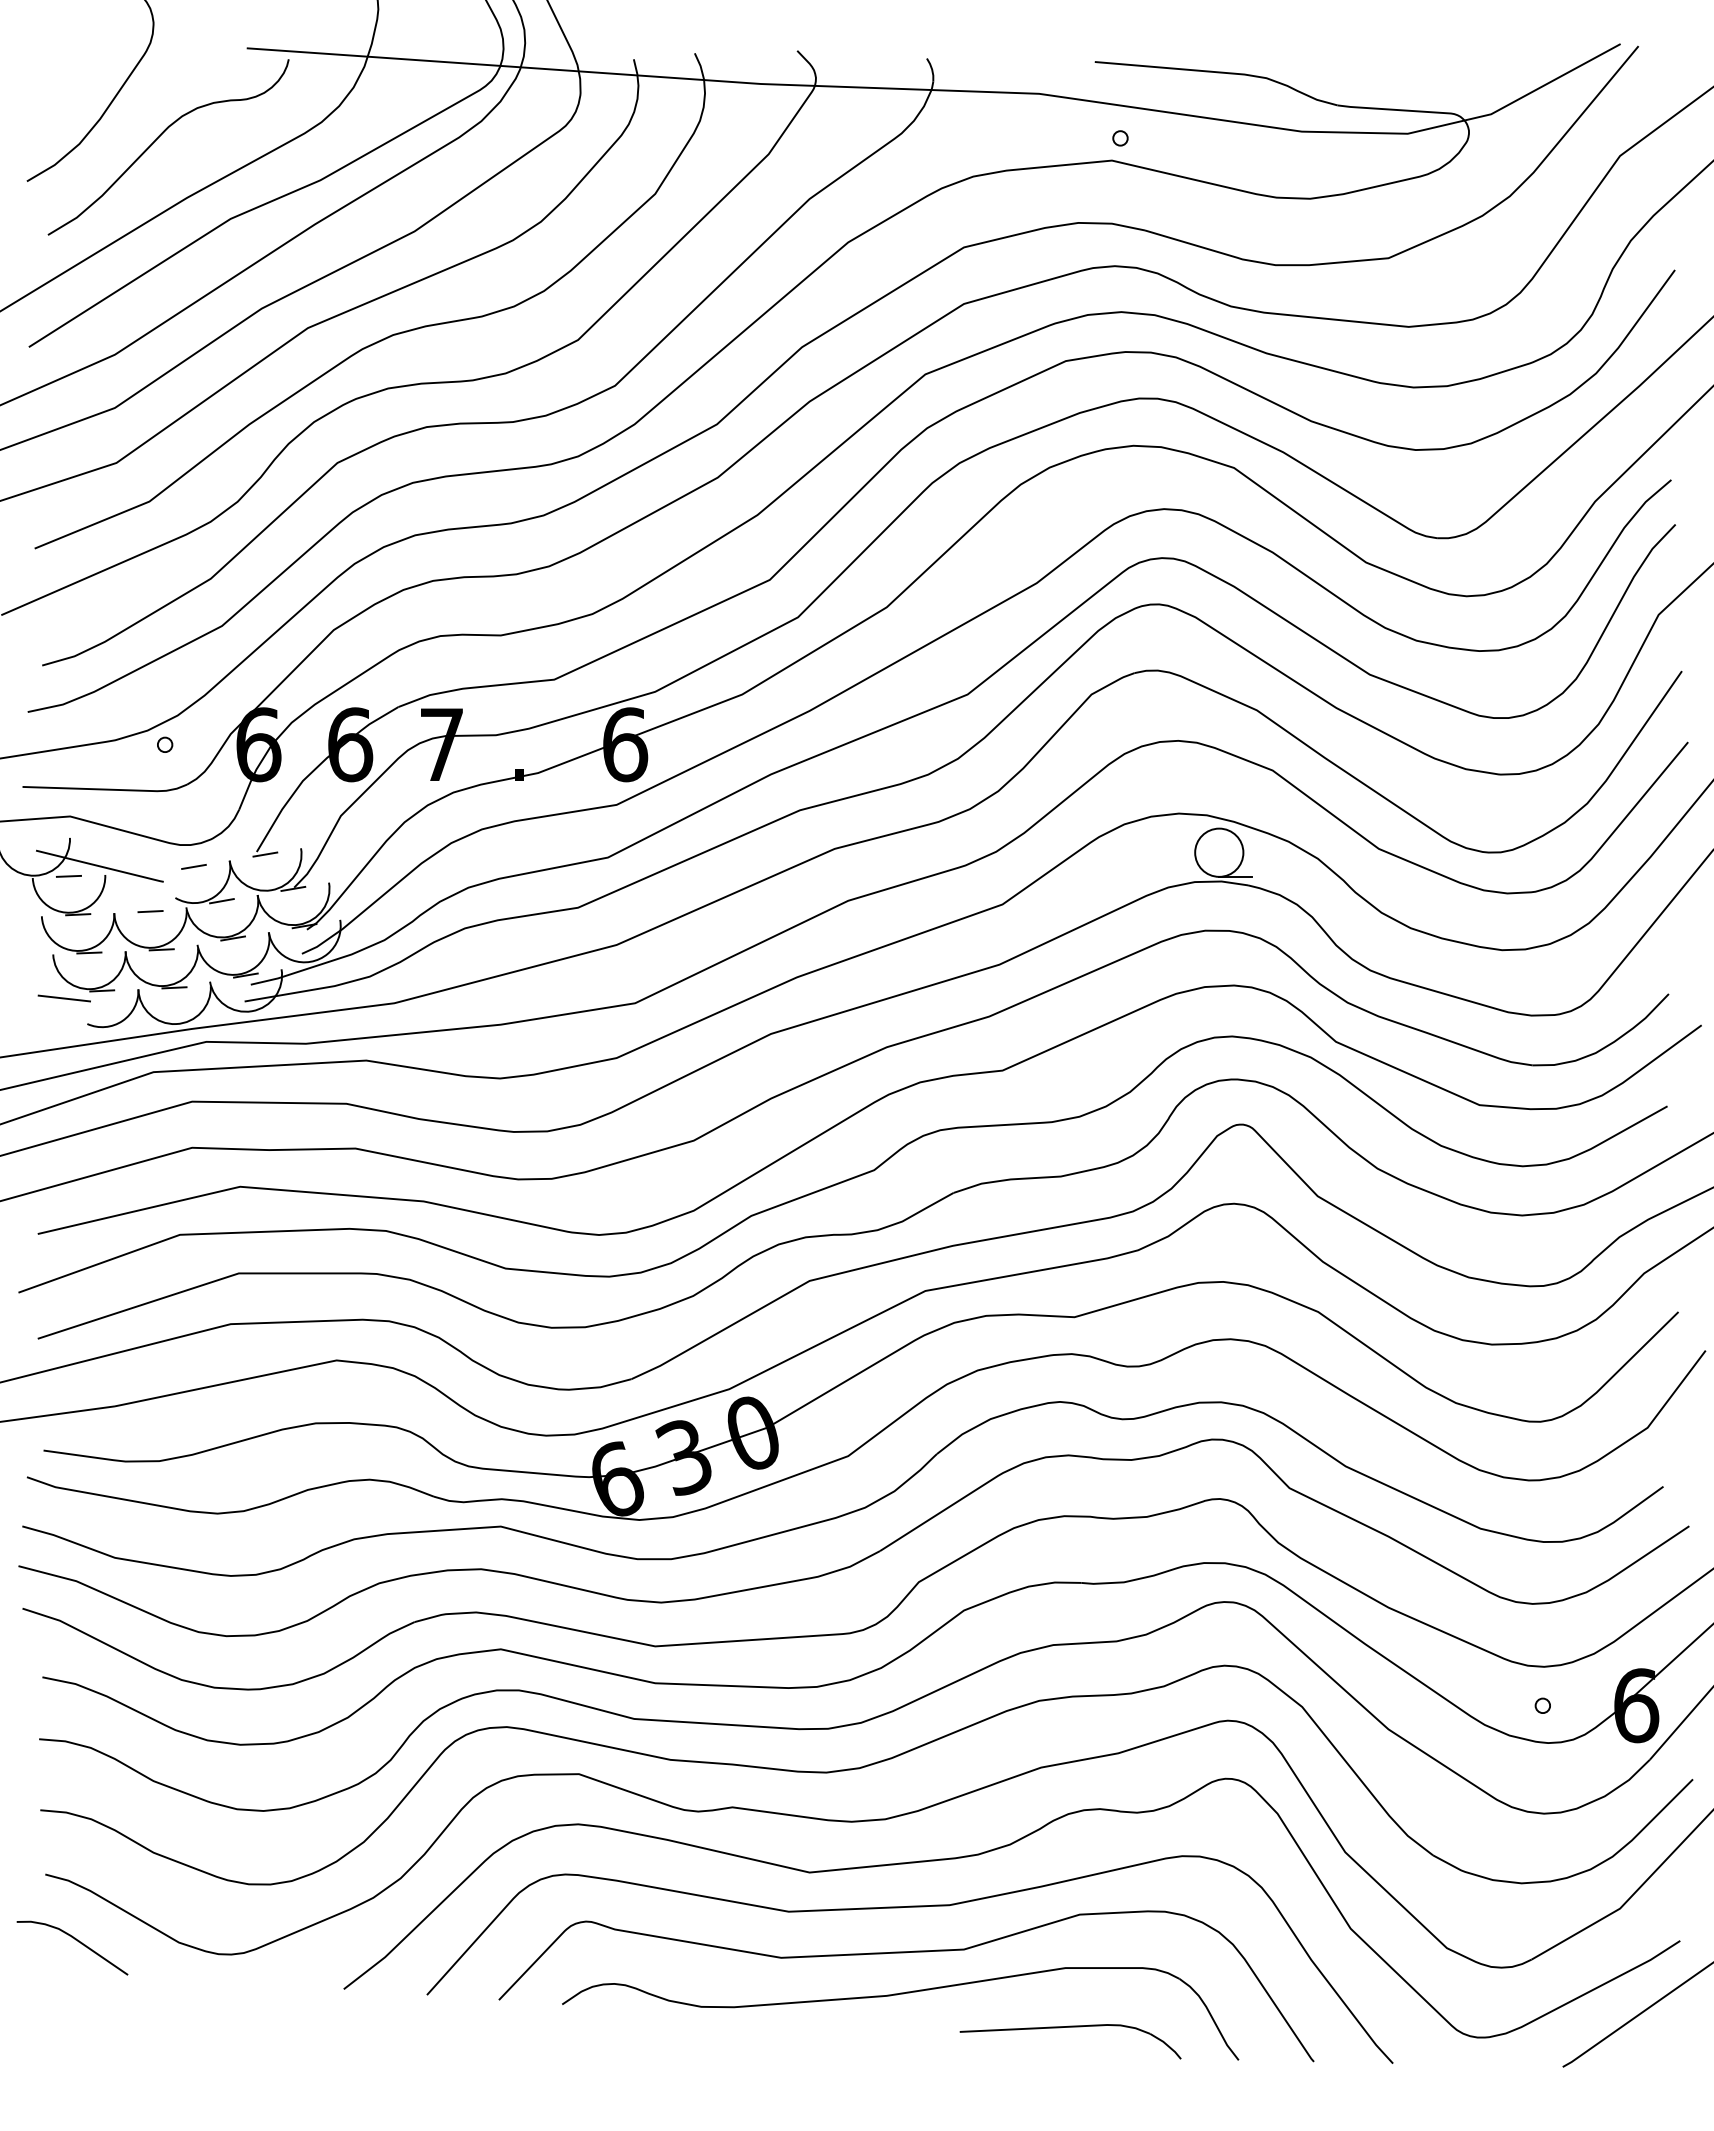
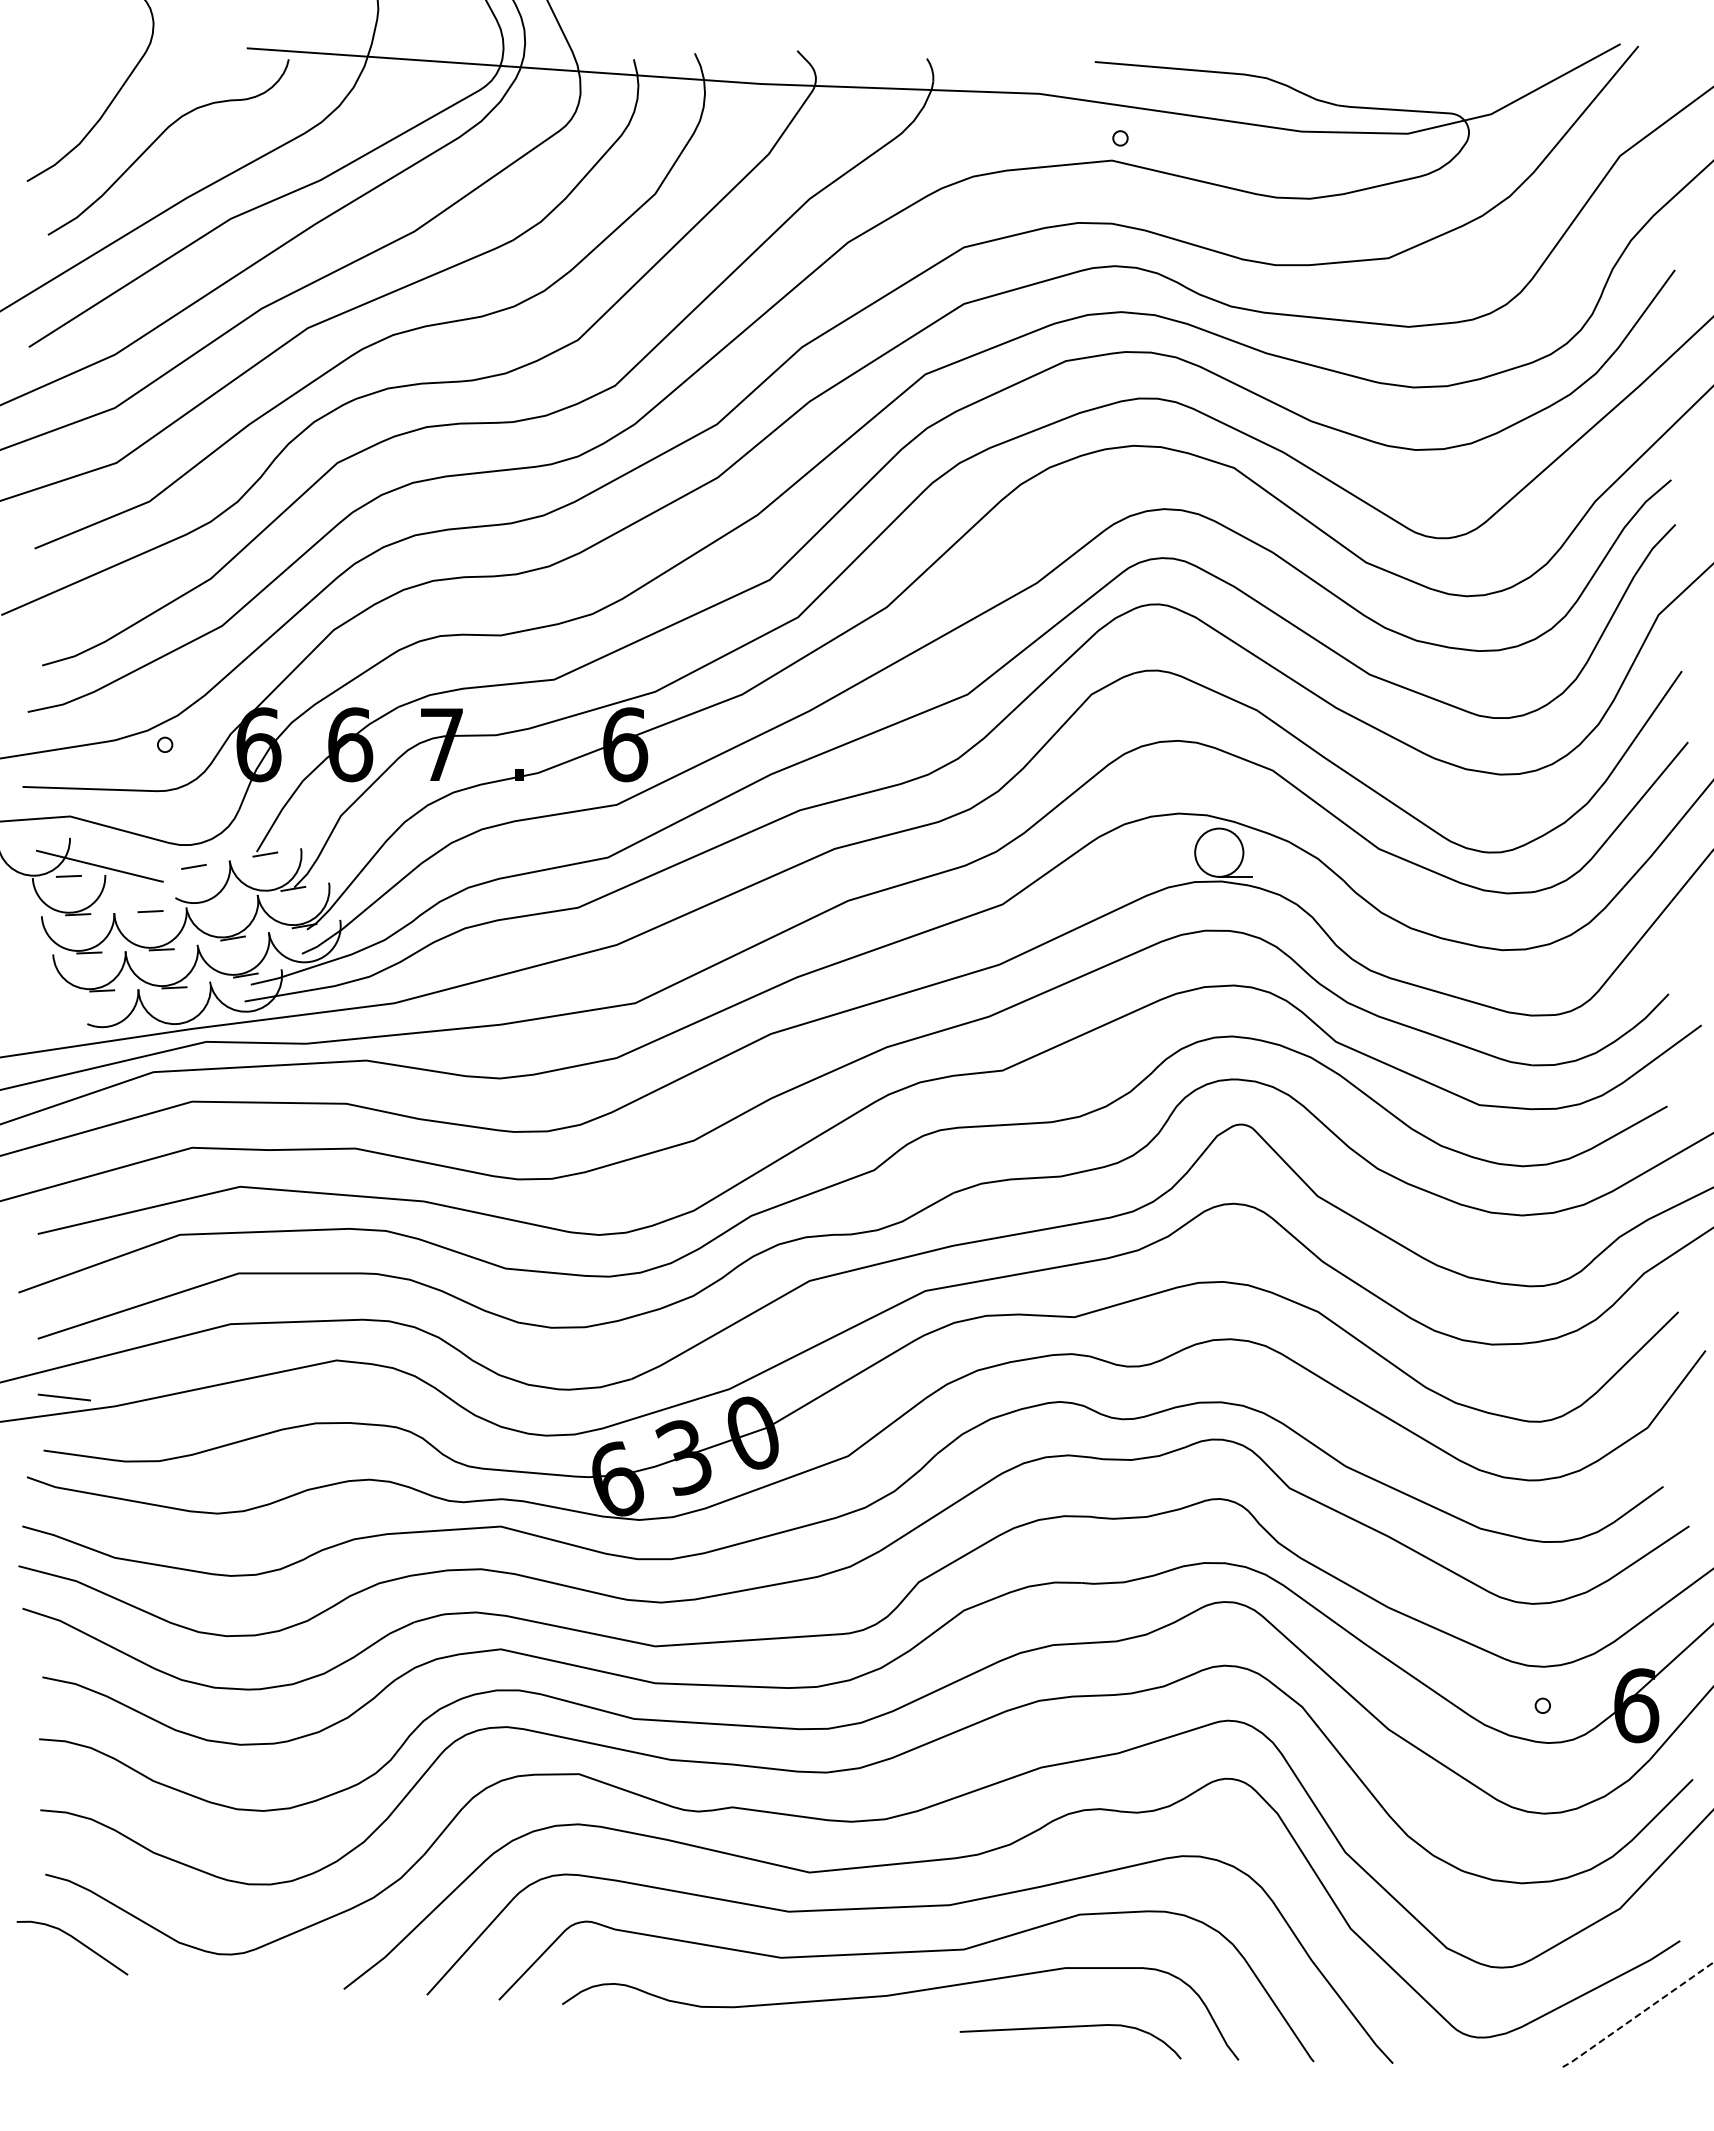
line: present -> none (221, 901)
line position: (63, 998) -> (63, 1397) (63, 1397)
line: solid -> dashed (1637, 2015)
